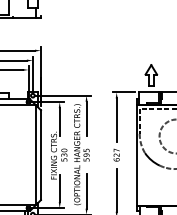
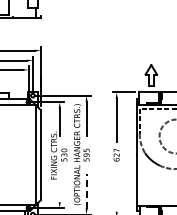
line: present -> none (59, 188)
line: present -> none (116, 189)
line: solid -> dashed (86, 190)
